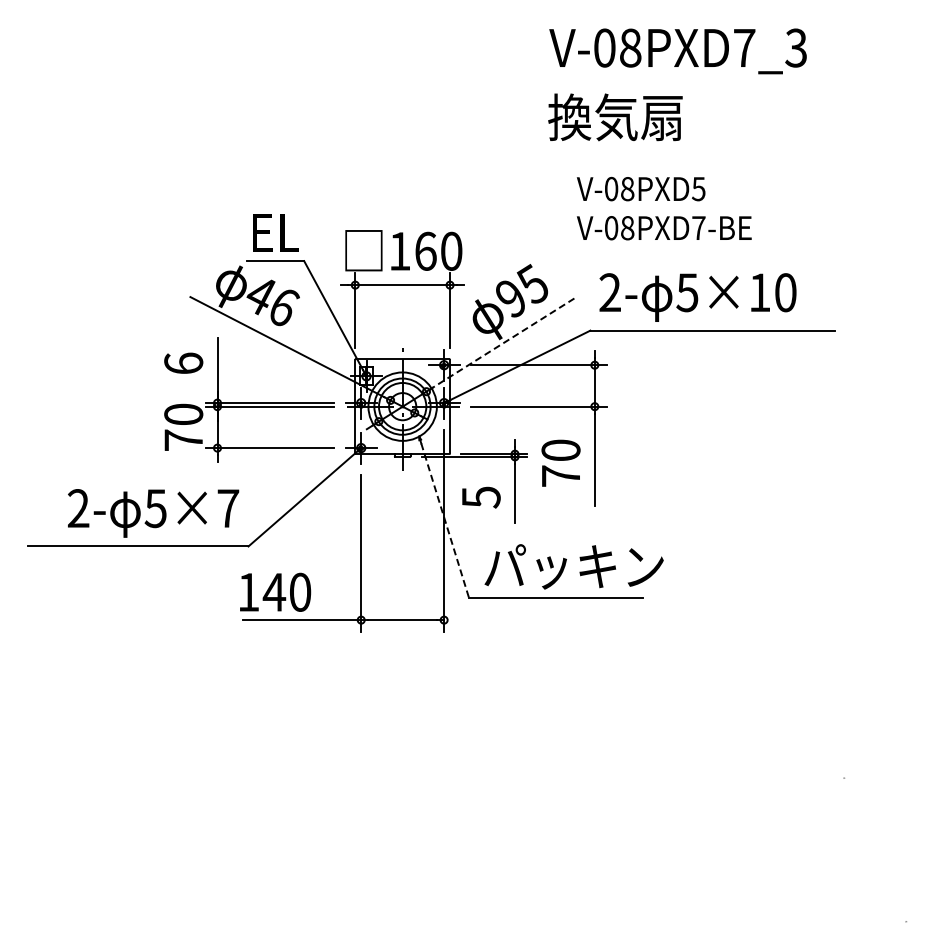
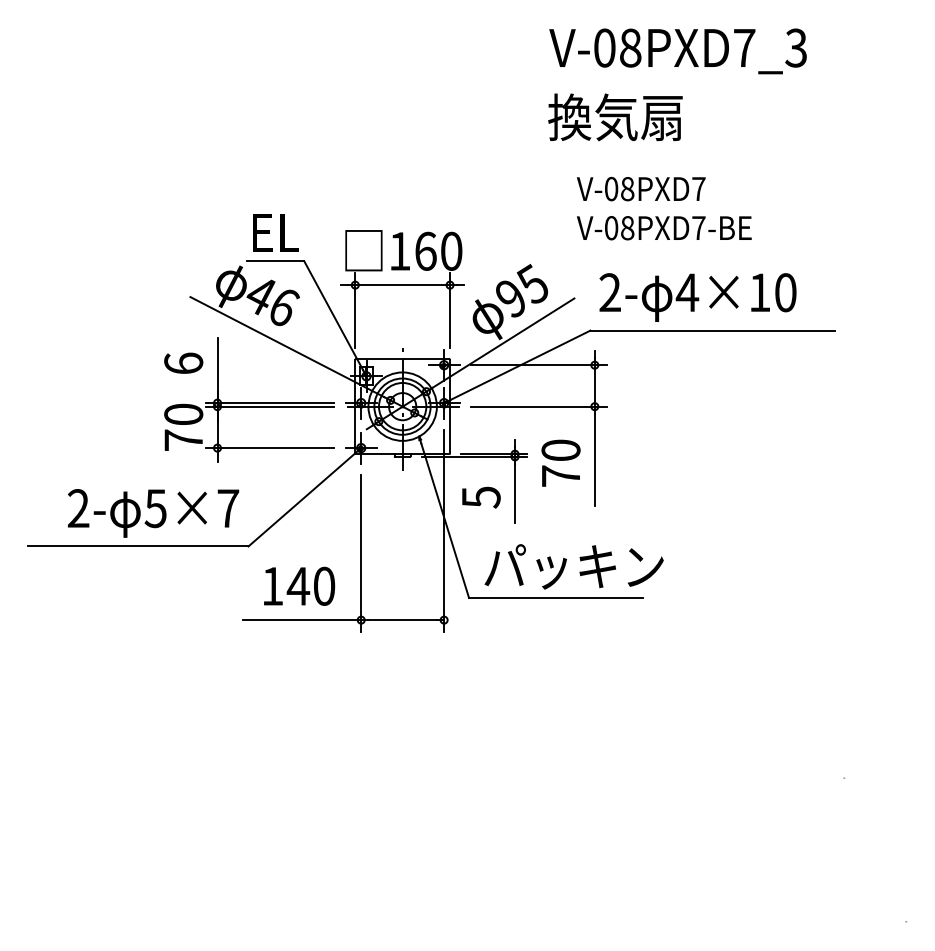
text: V-08PXD5 -> V-08PXD7 (698, 189)
text: 5×10 -> 4×10 (687, 292)
line: dashed -> solid (503, 343)
line: dashed -> solid (445, 520)
text position: (275, 591) -> (299, 585) (299, 585)
